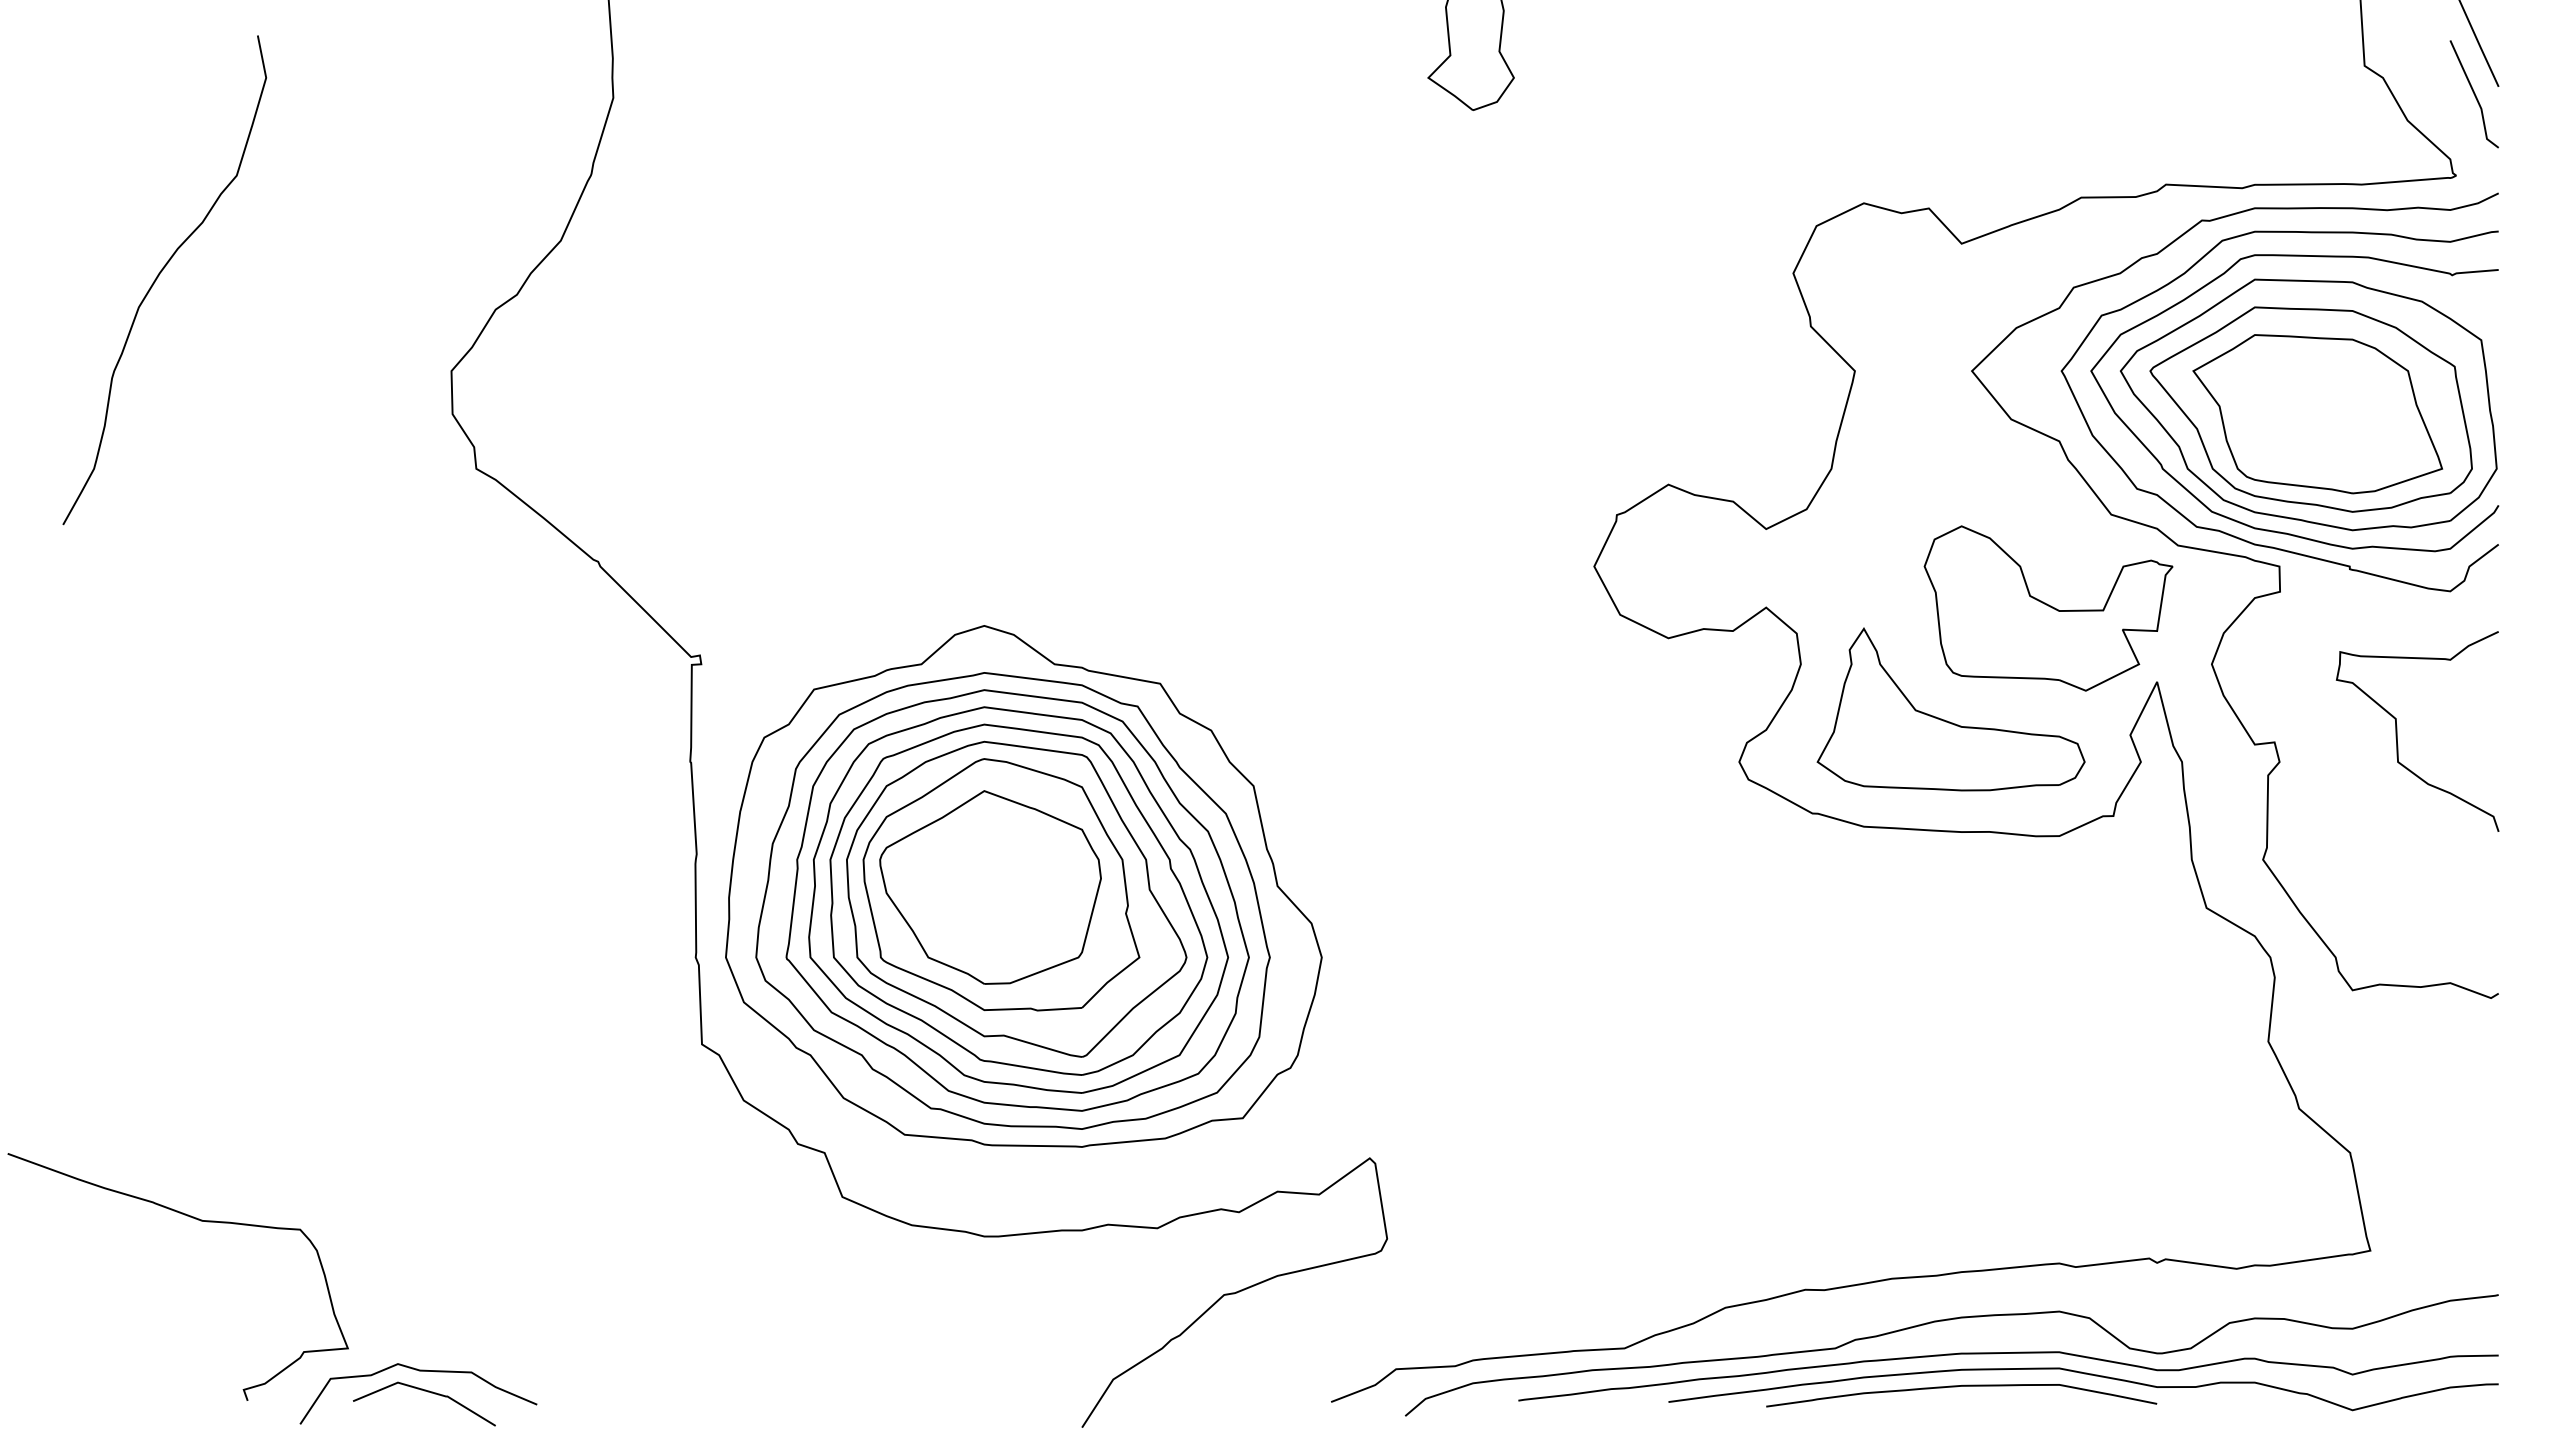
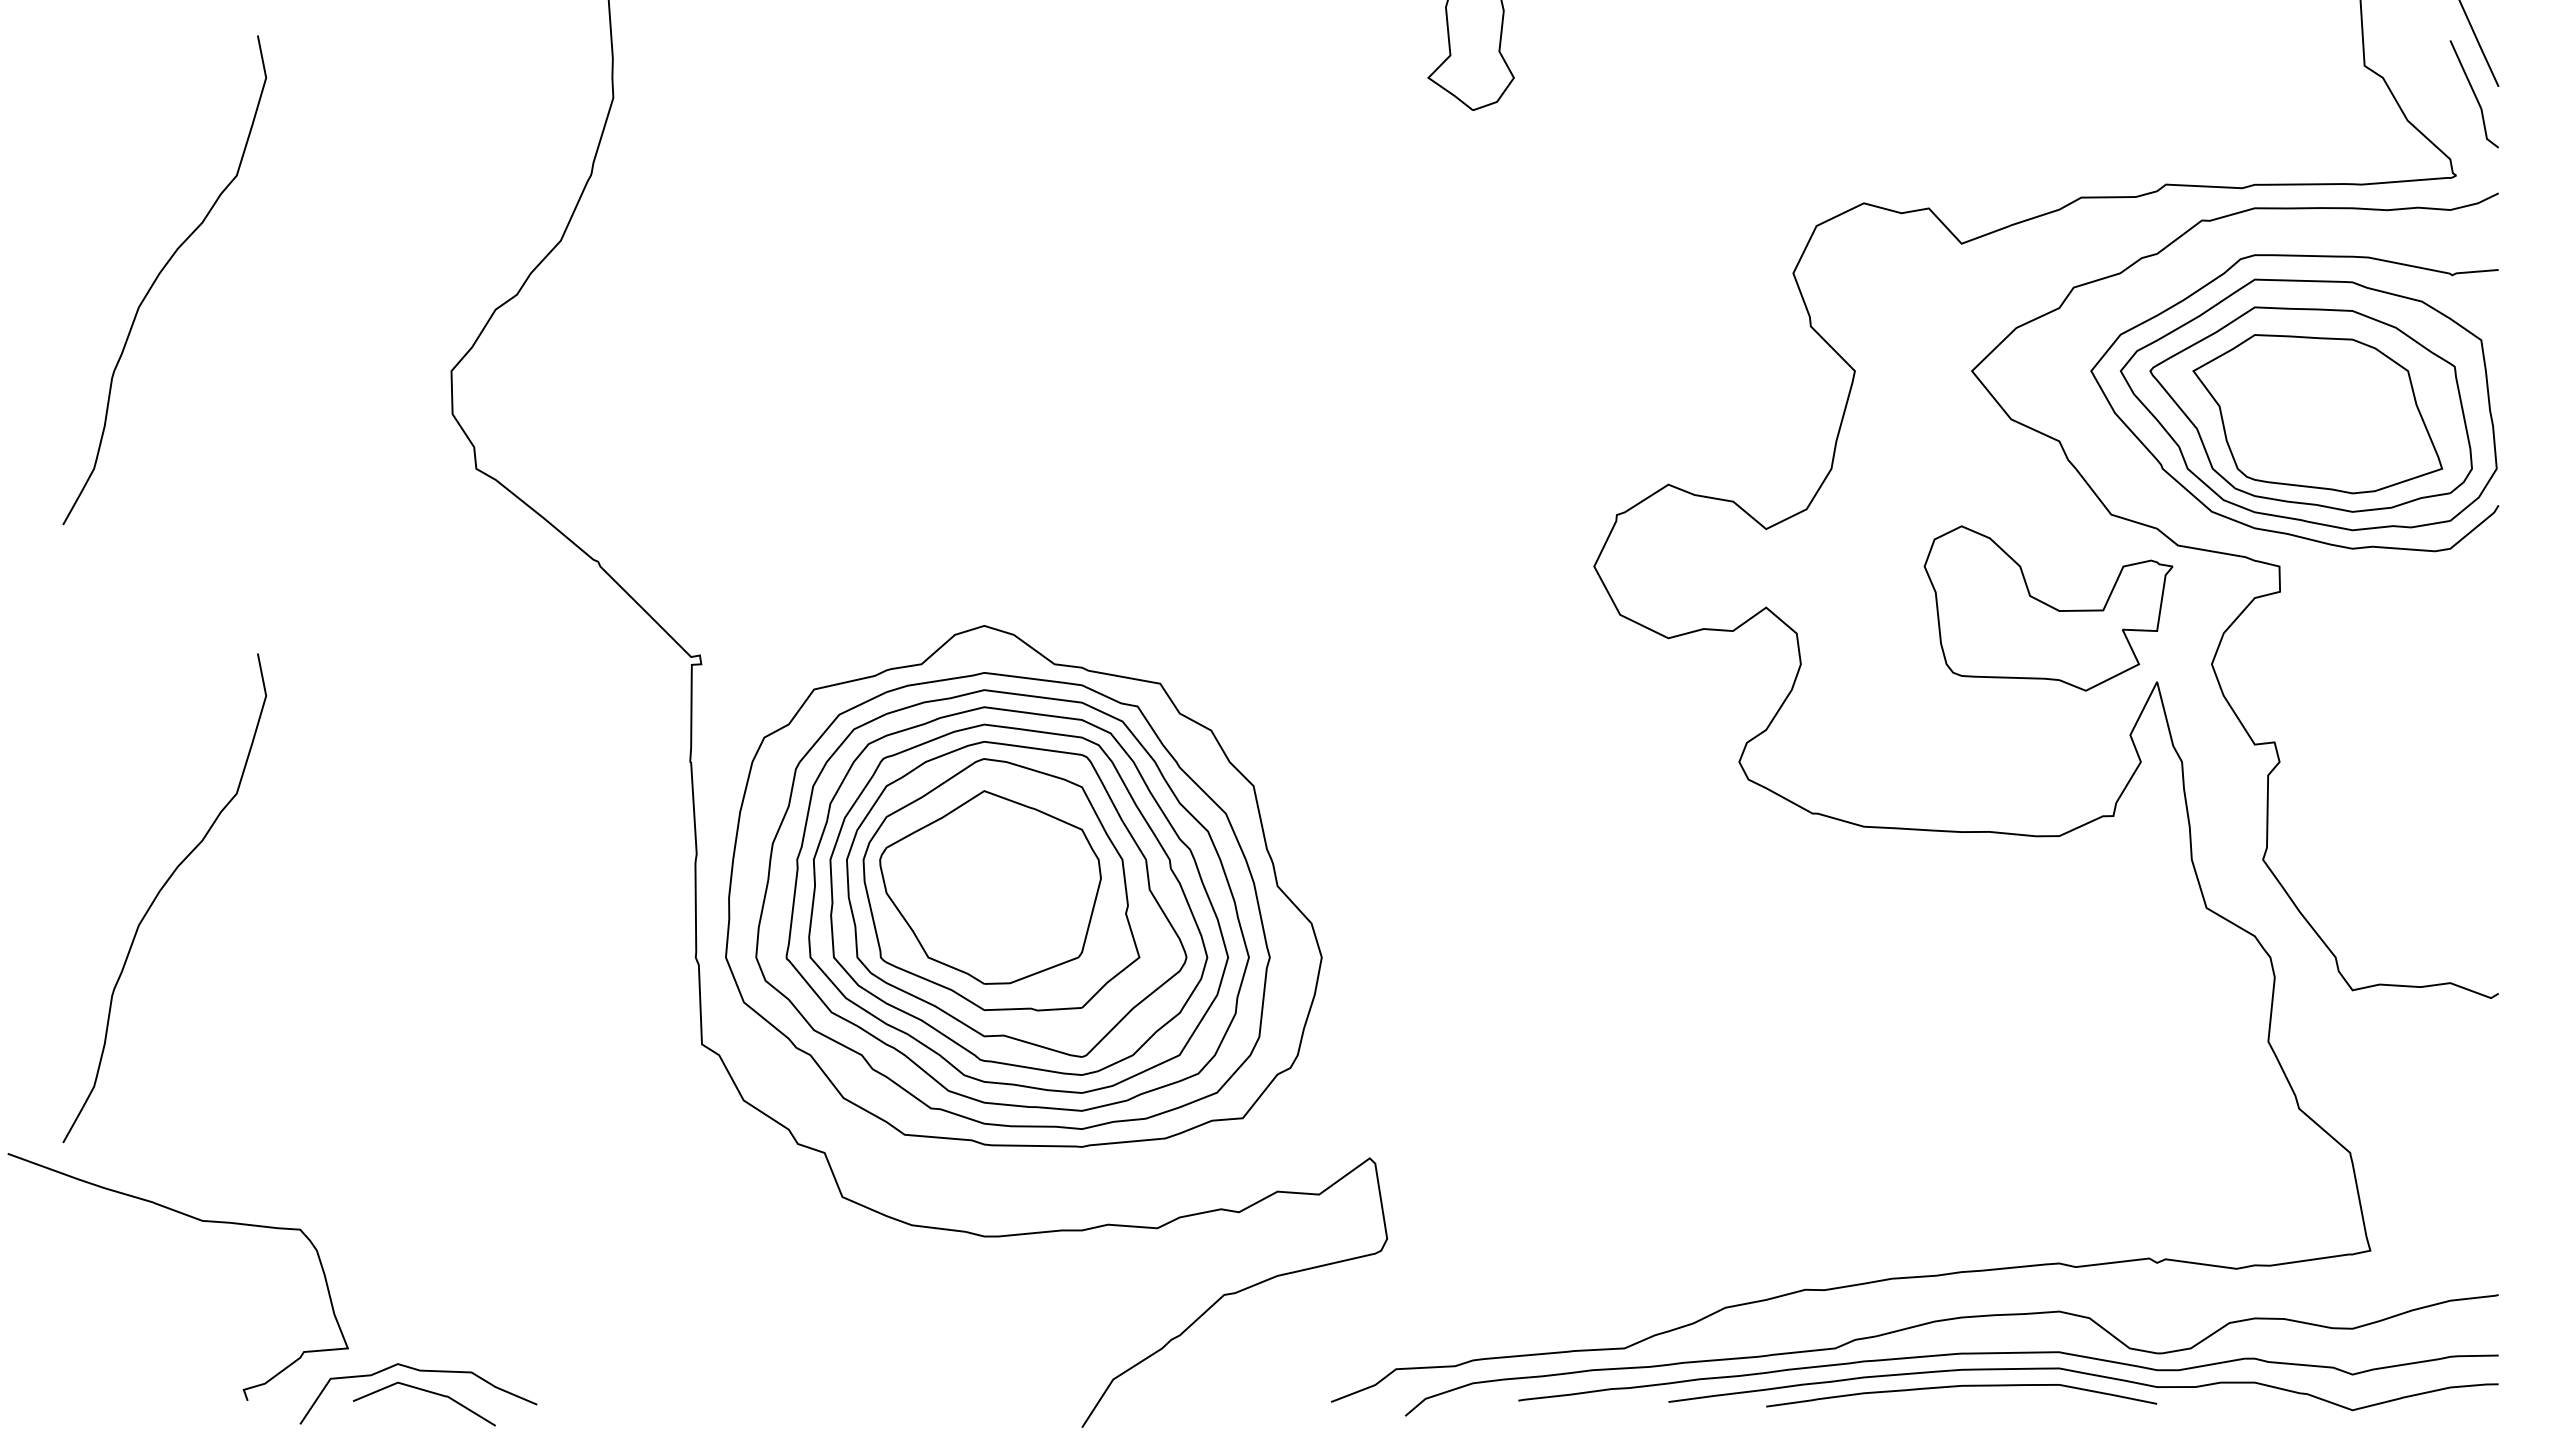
curve: present -> none (2229, 533)
part: present -> none (1947, 720)
curve: present -> none (2397, 731)
curve: none -> present (158, 895)
